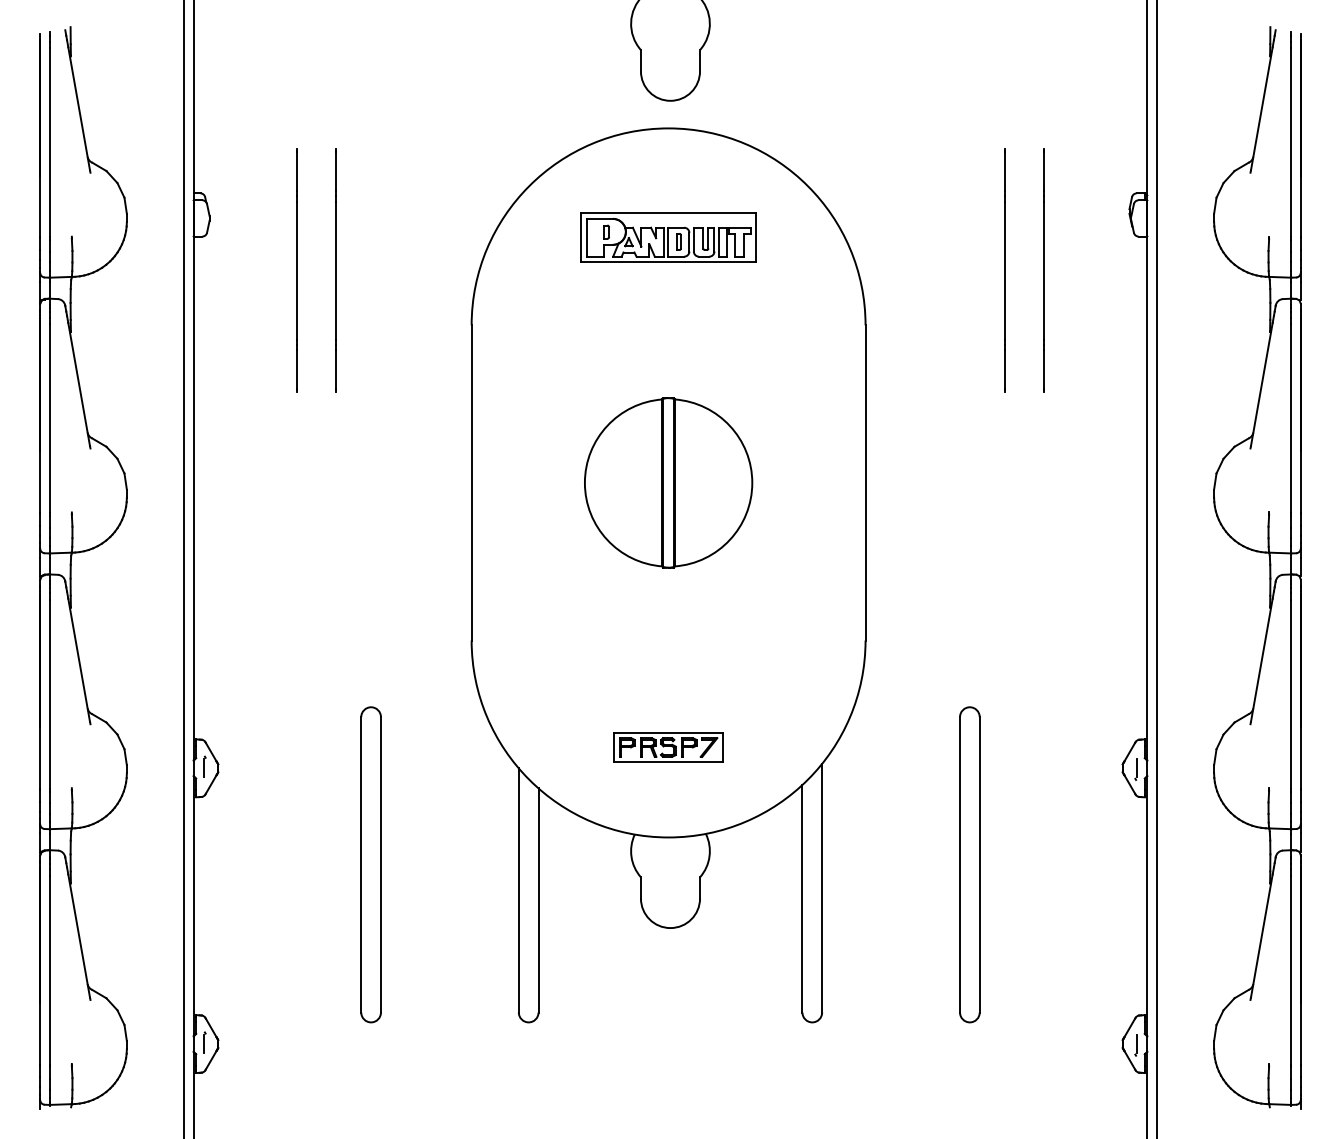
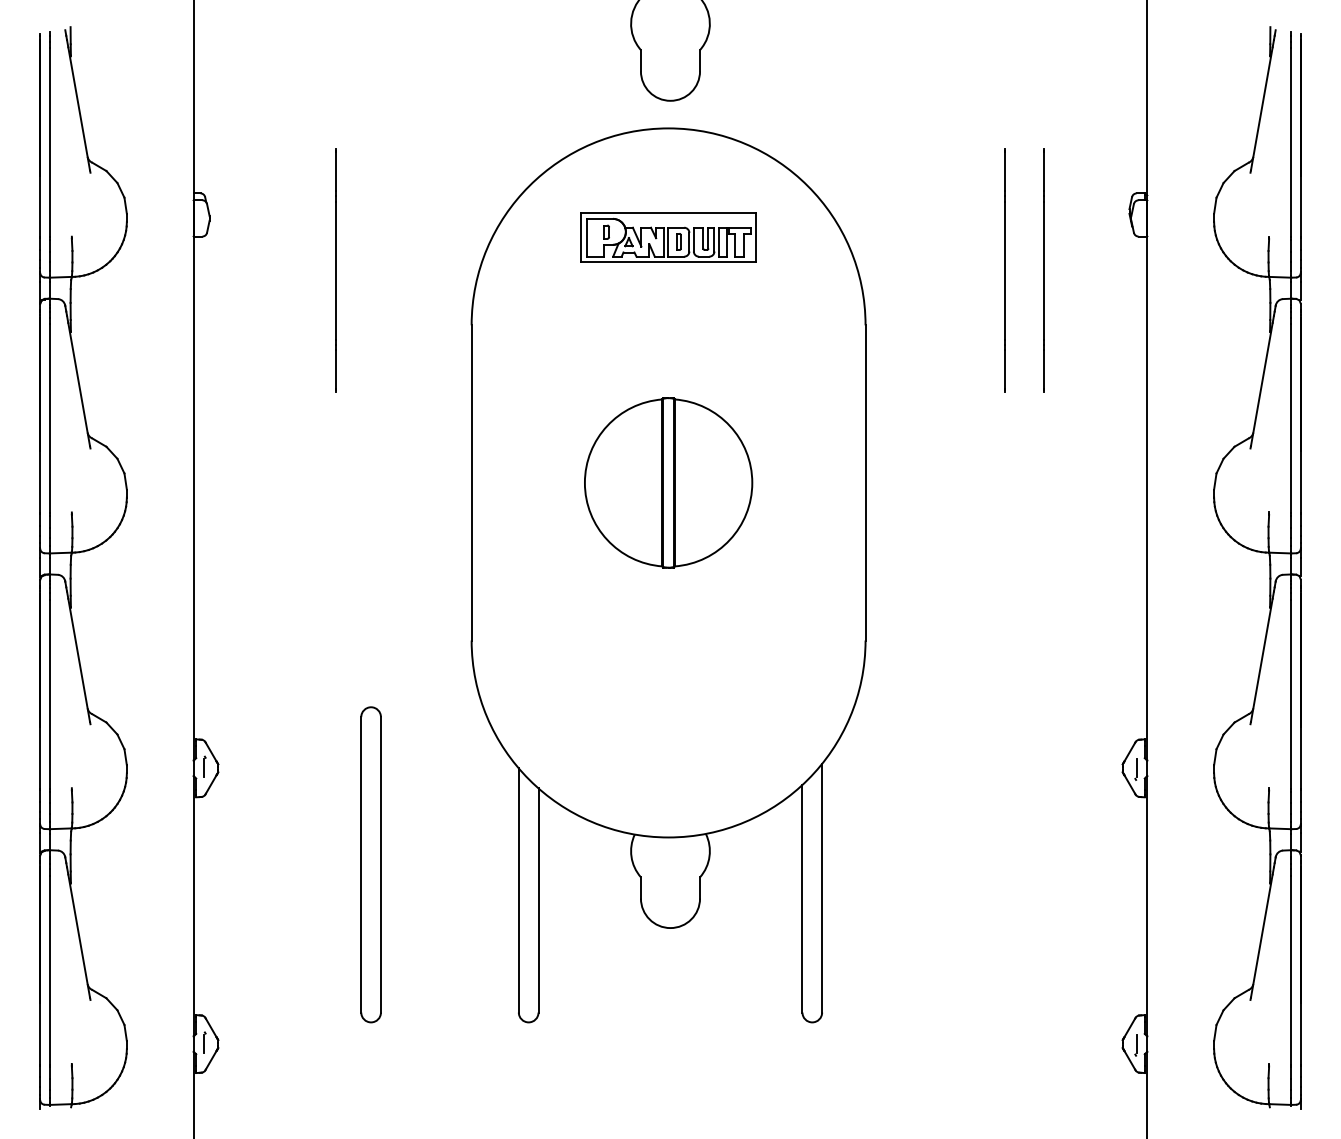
line: present -> none (296, 270)
line: present -> none (183, 568)
line: present -> none (1157, 568)
part: present -> none (668, 747)
part: present -> none (969, 864)
